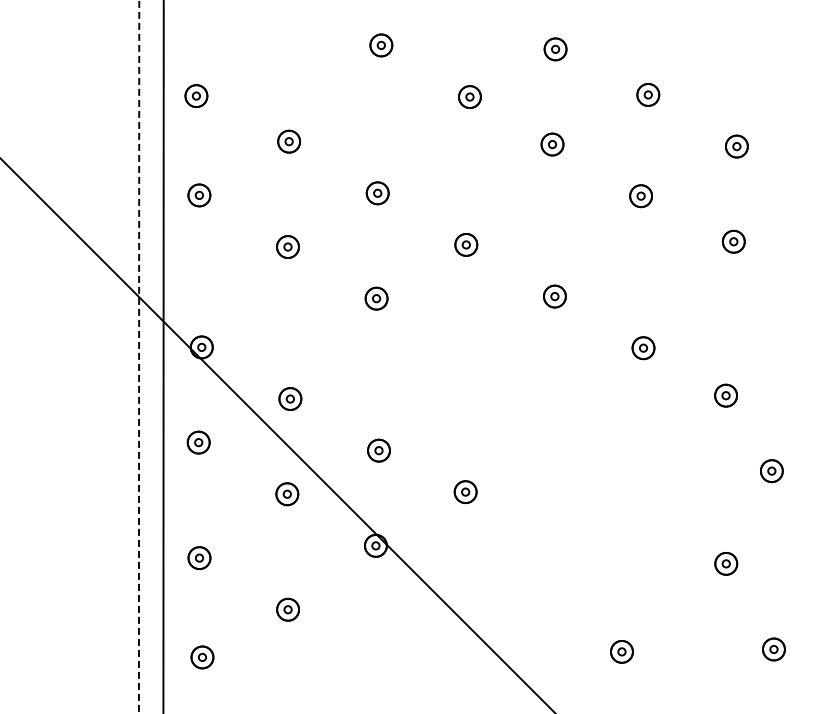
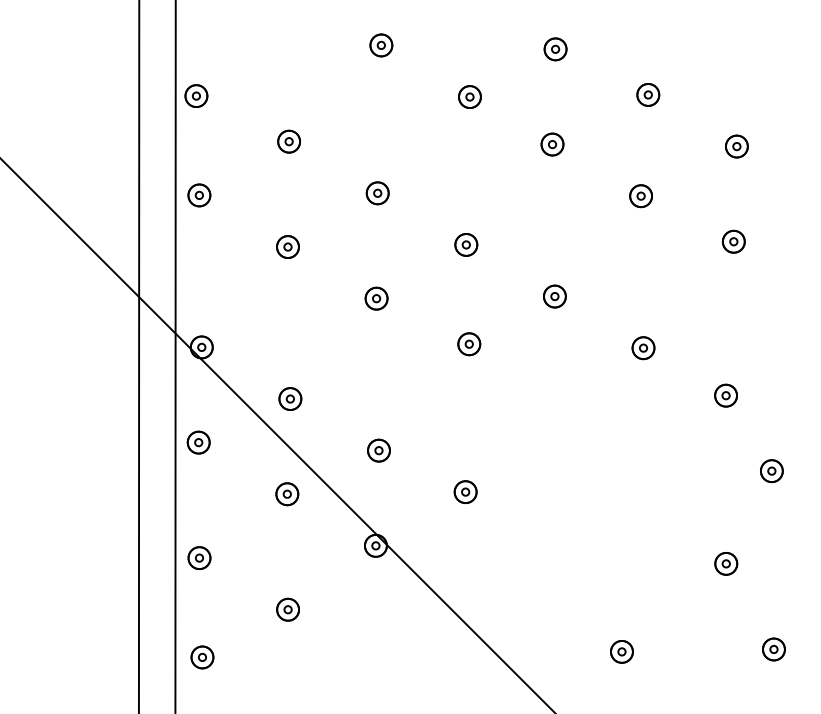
part: none -> present (469, 344)
line position: (163, 356) -> (175, 356) (175, 356)
line: dashed -> solid (139, 357)
